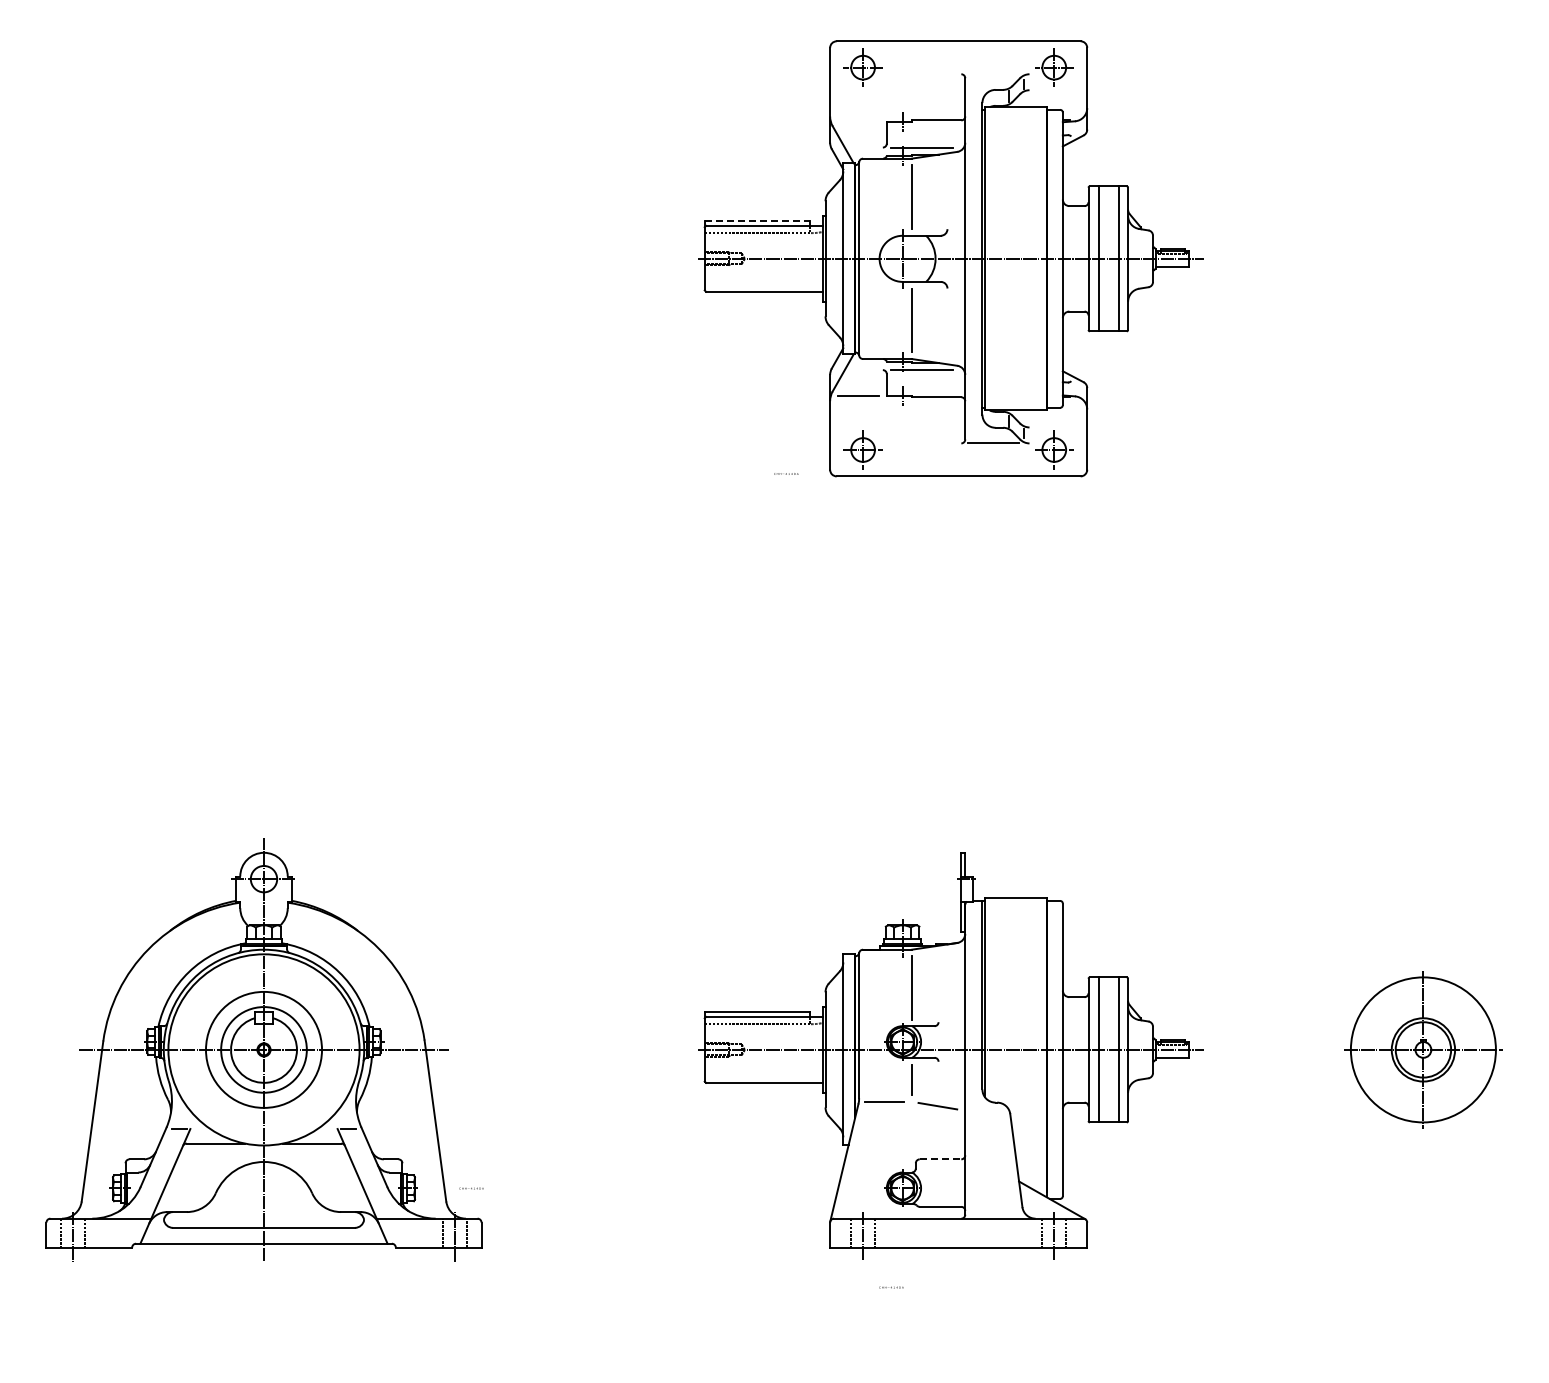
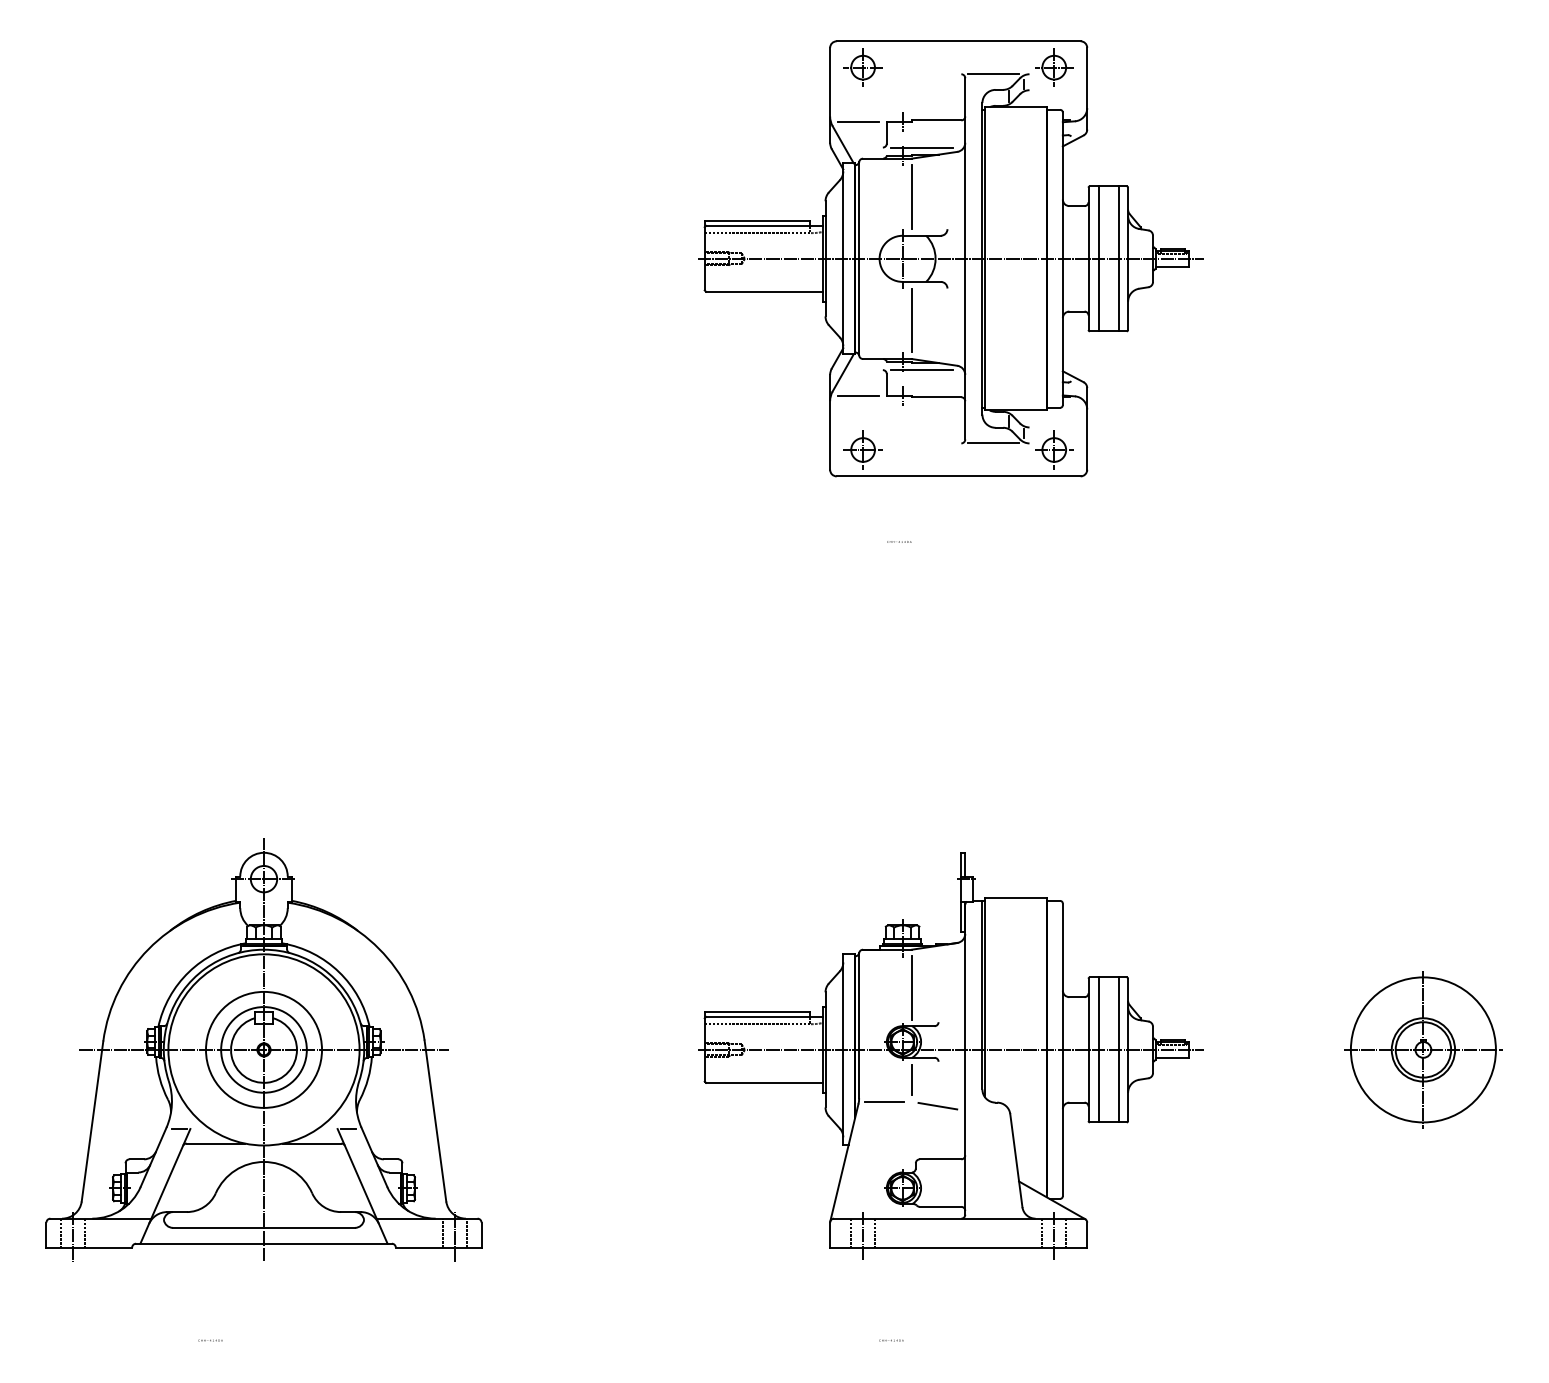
line: none -> present (992, 74)
line: none -> present (858, 121)
line: dashed -> solid (757, 221)
text position: (786, 473) -> (899, 541) (899, 541)
line: dashed -> solid (940, 1159)
text position: (471, 1188) -> (210, 1340) (210, 1340)
text position: (891, 1287) -> (891, 1340) (891, 1340)
